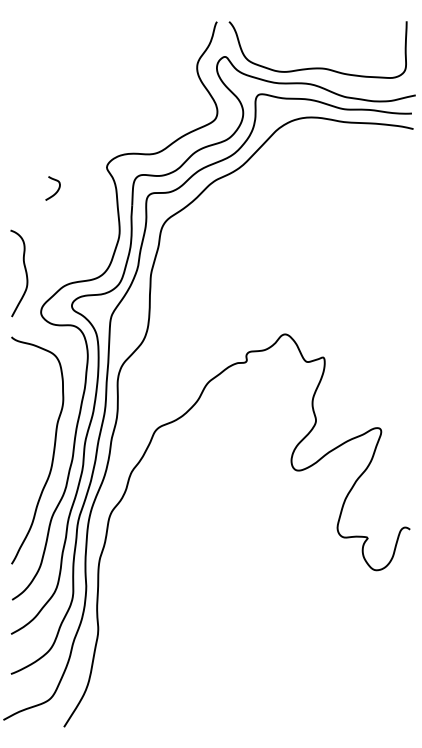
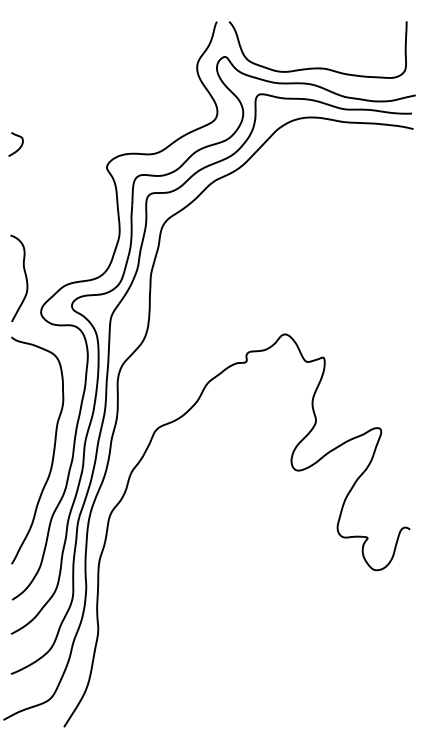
curve position: (56, 191) -> (19, 147) (19, 147)
curve position: (25, 273) -> (25, 278) (25, 278)
